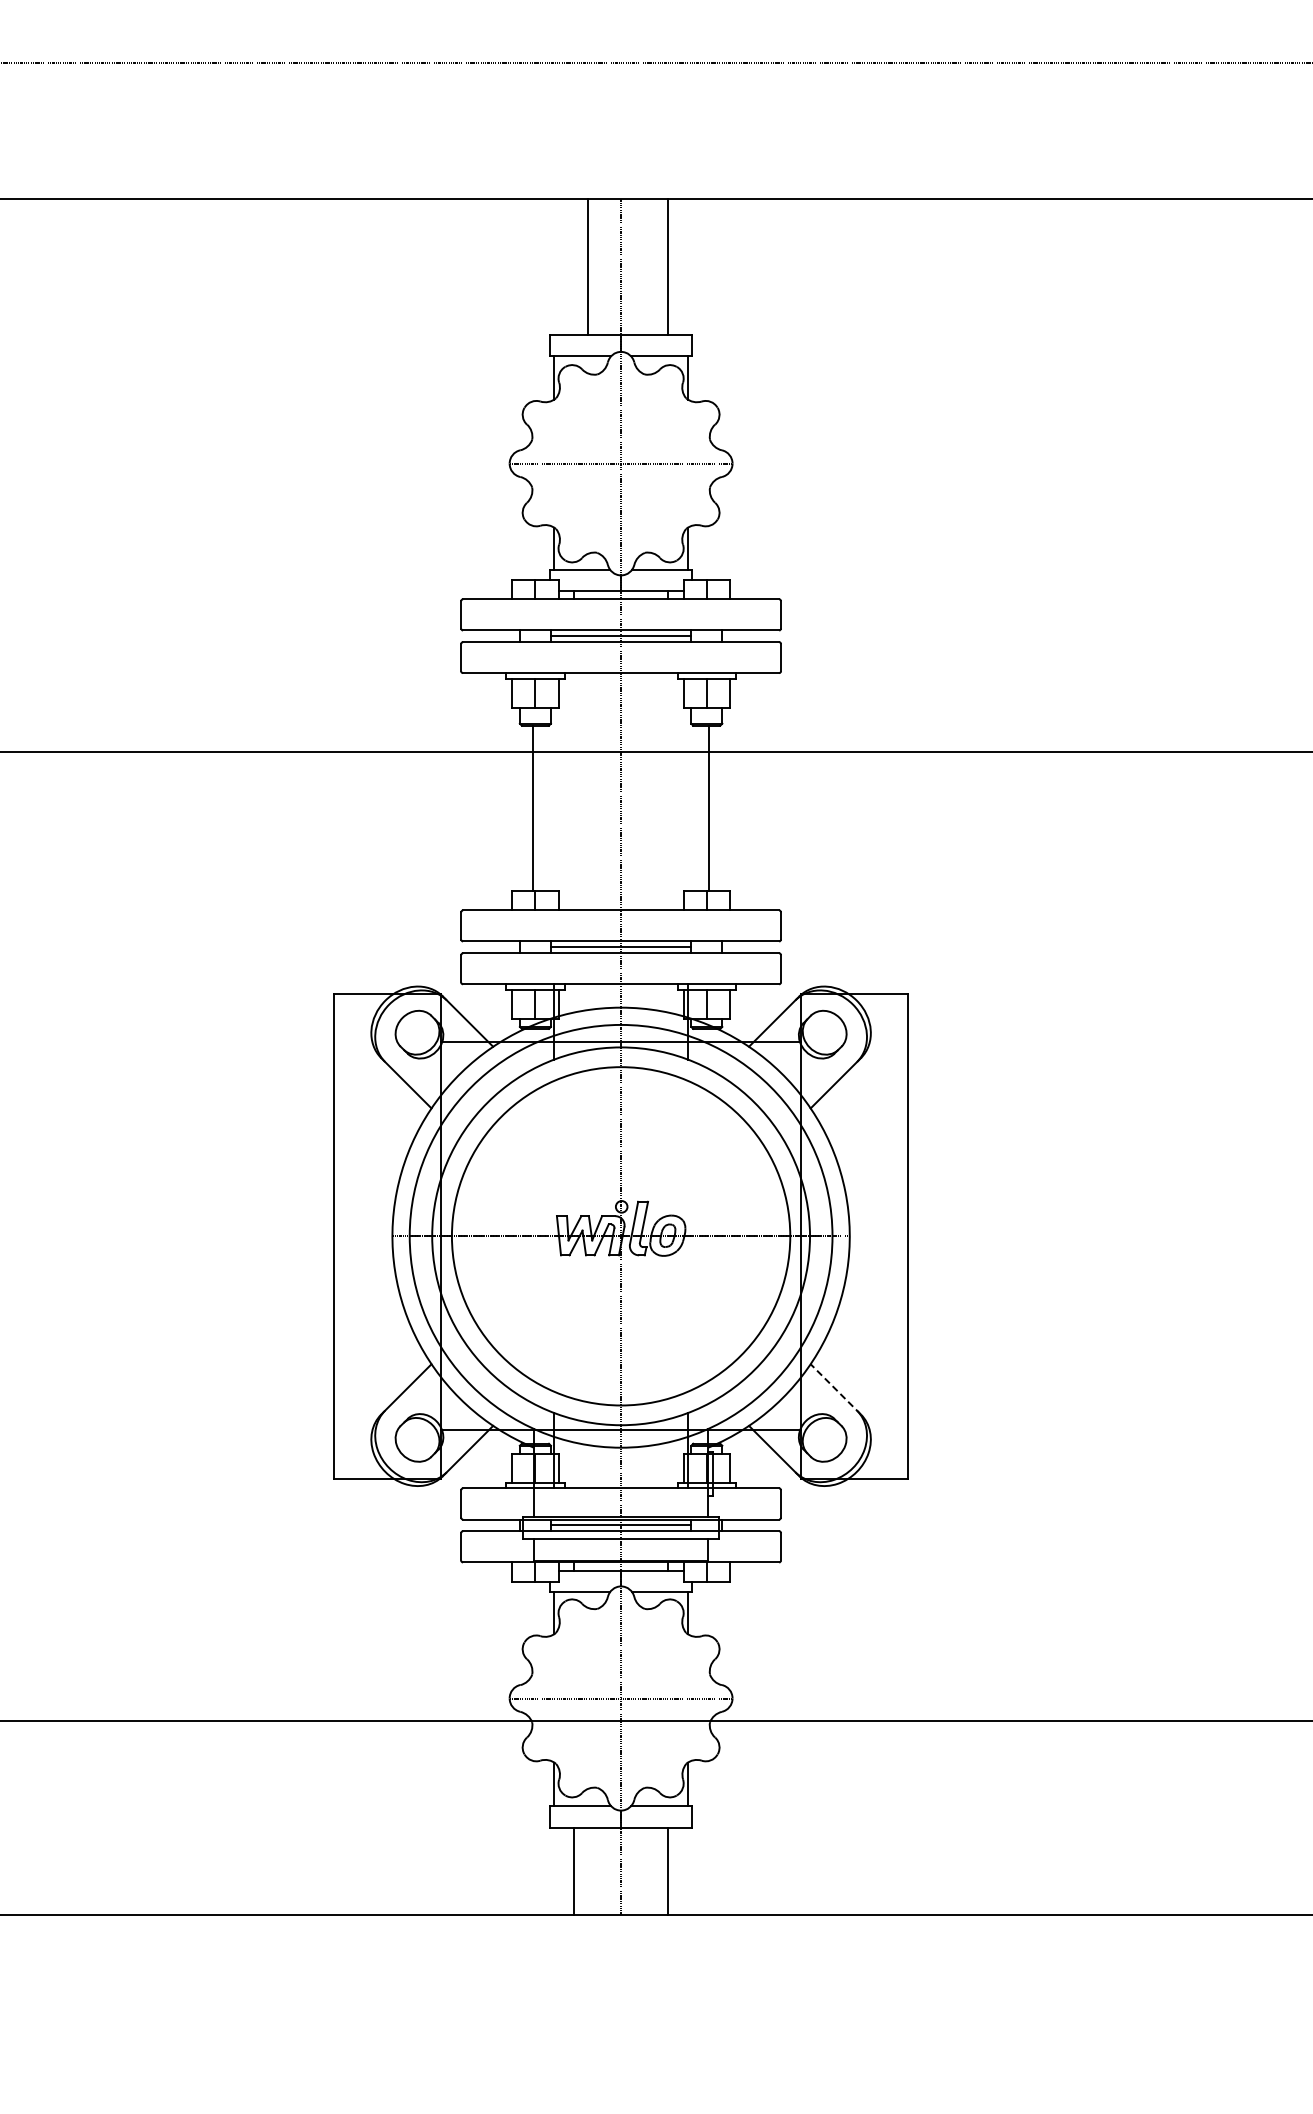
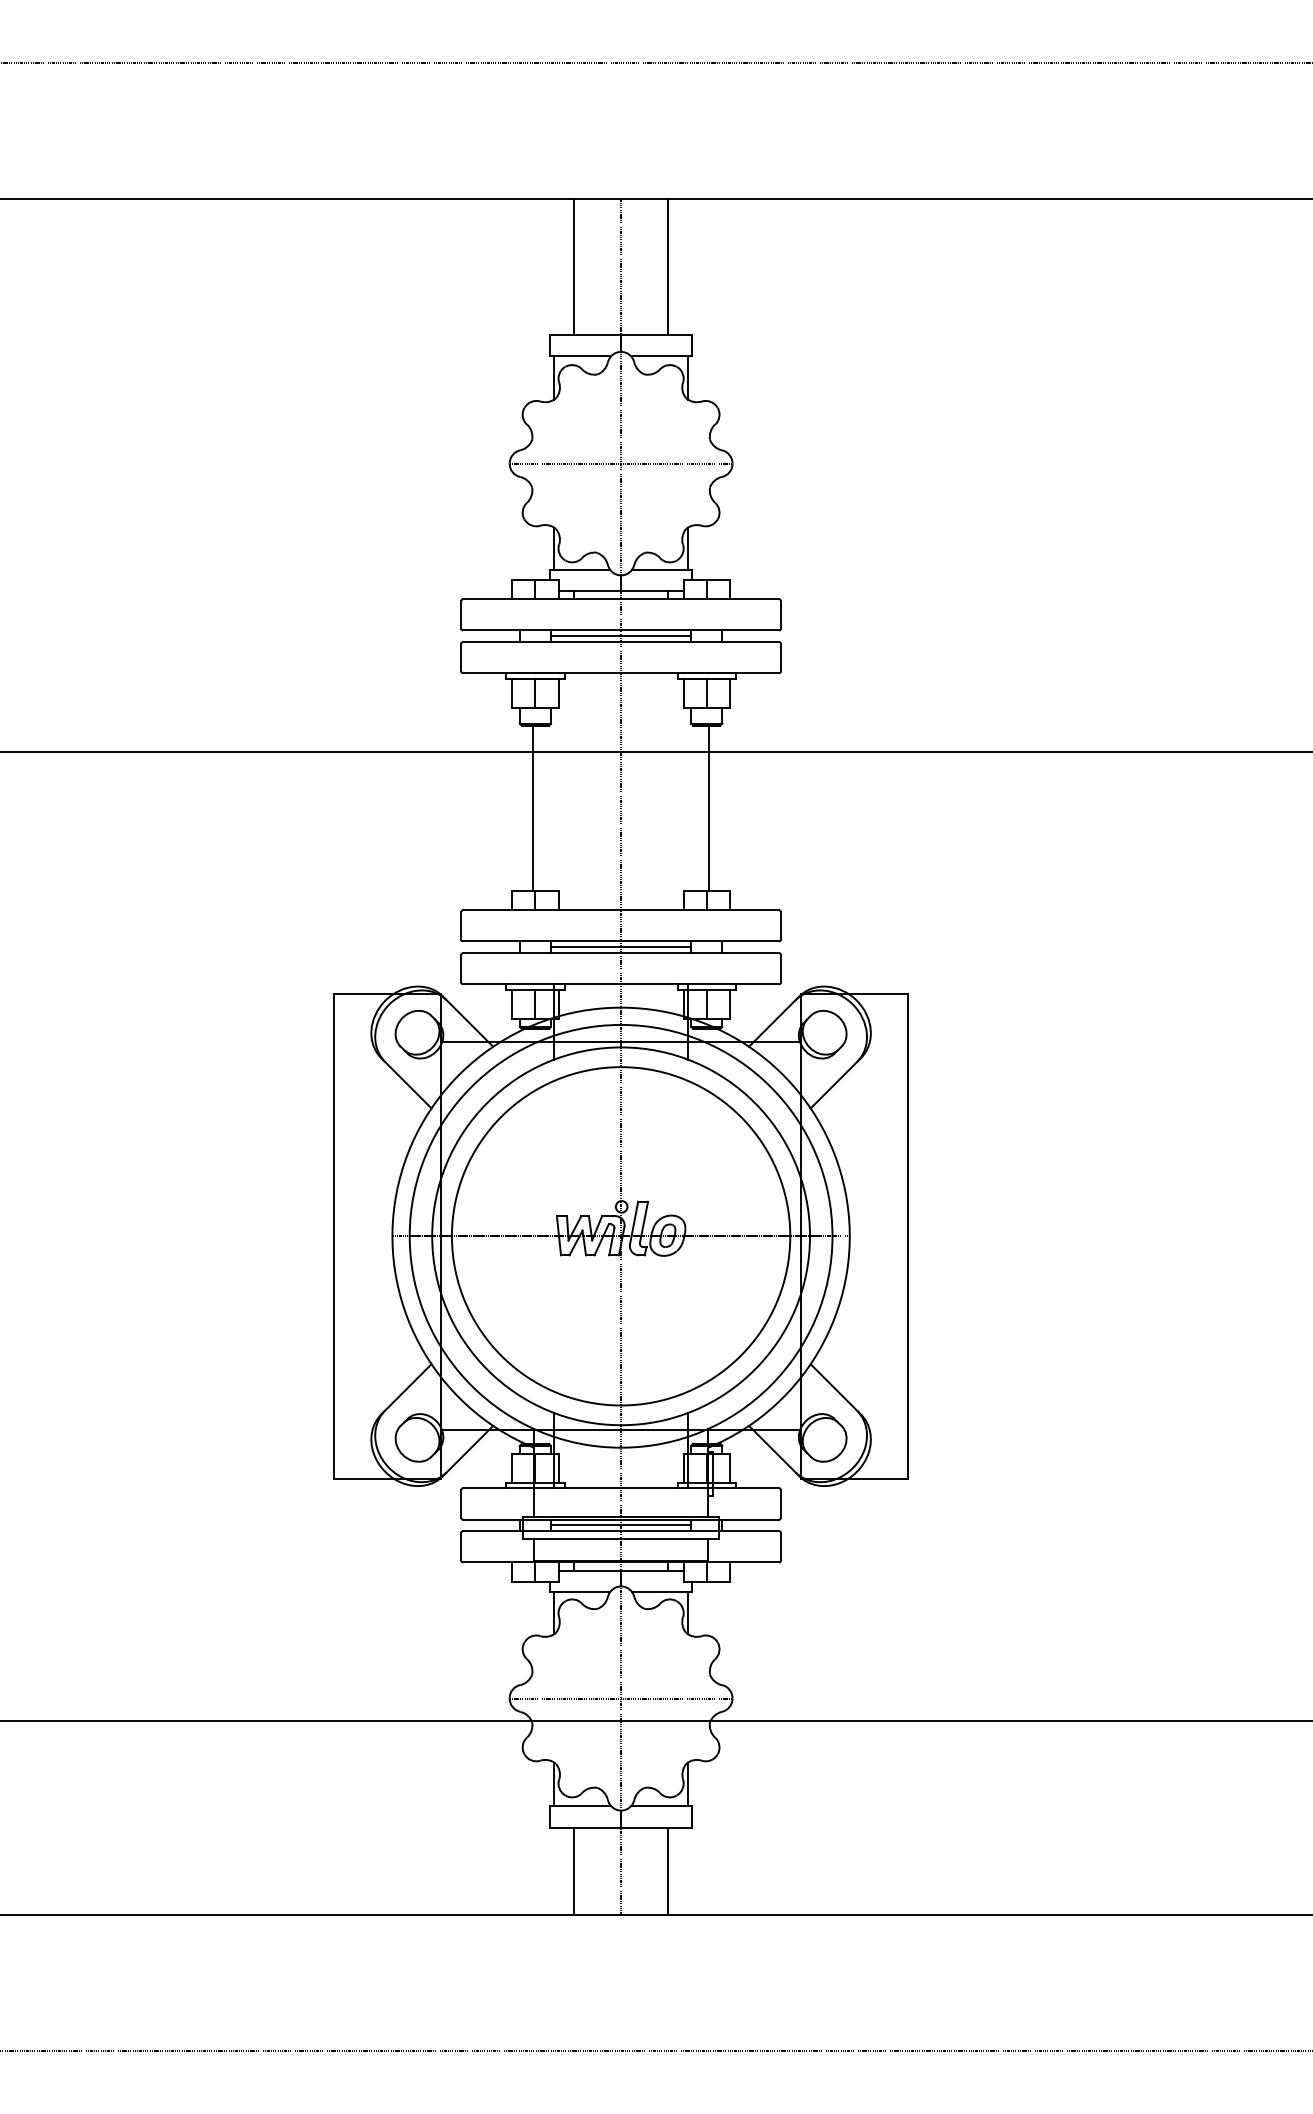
line position: (588, 266) -> (574, 266) (574, 266)
line: dashed -> solid (835, 1389)
line: none -> present (655, 2050)
